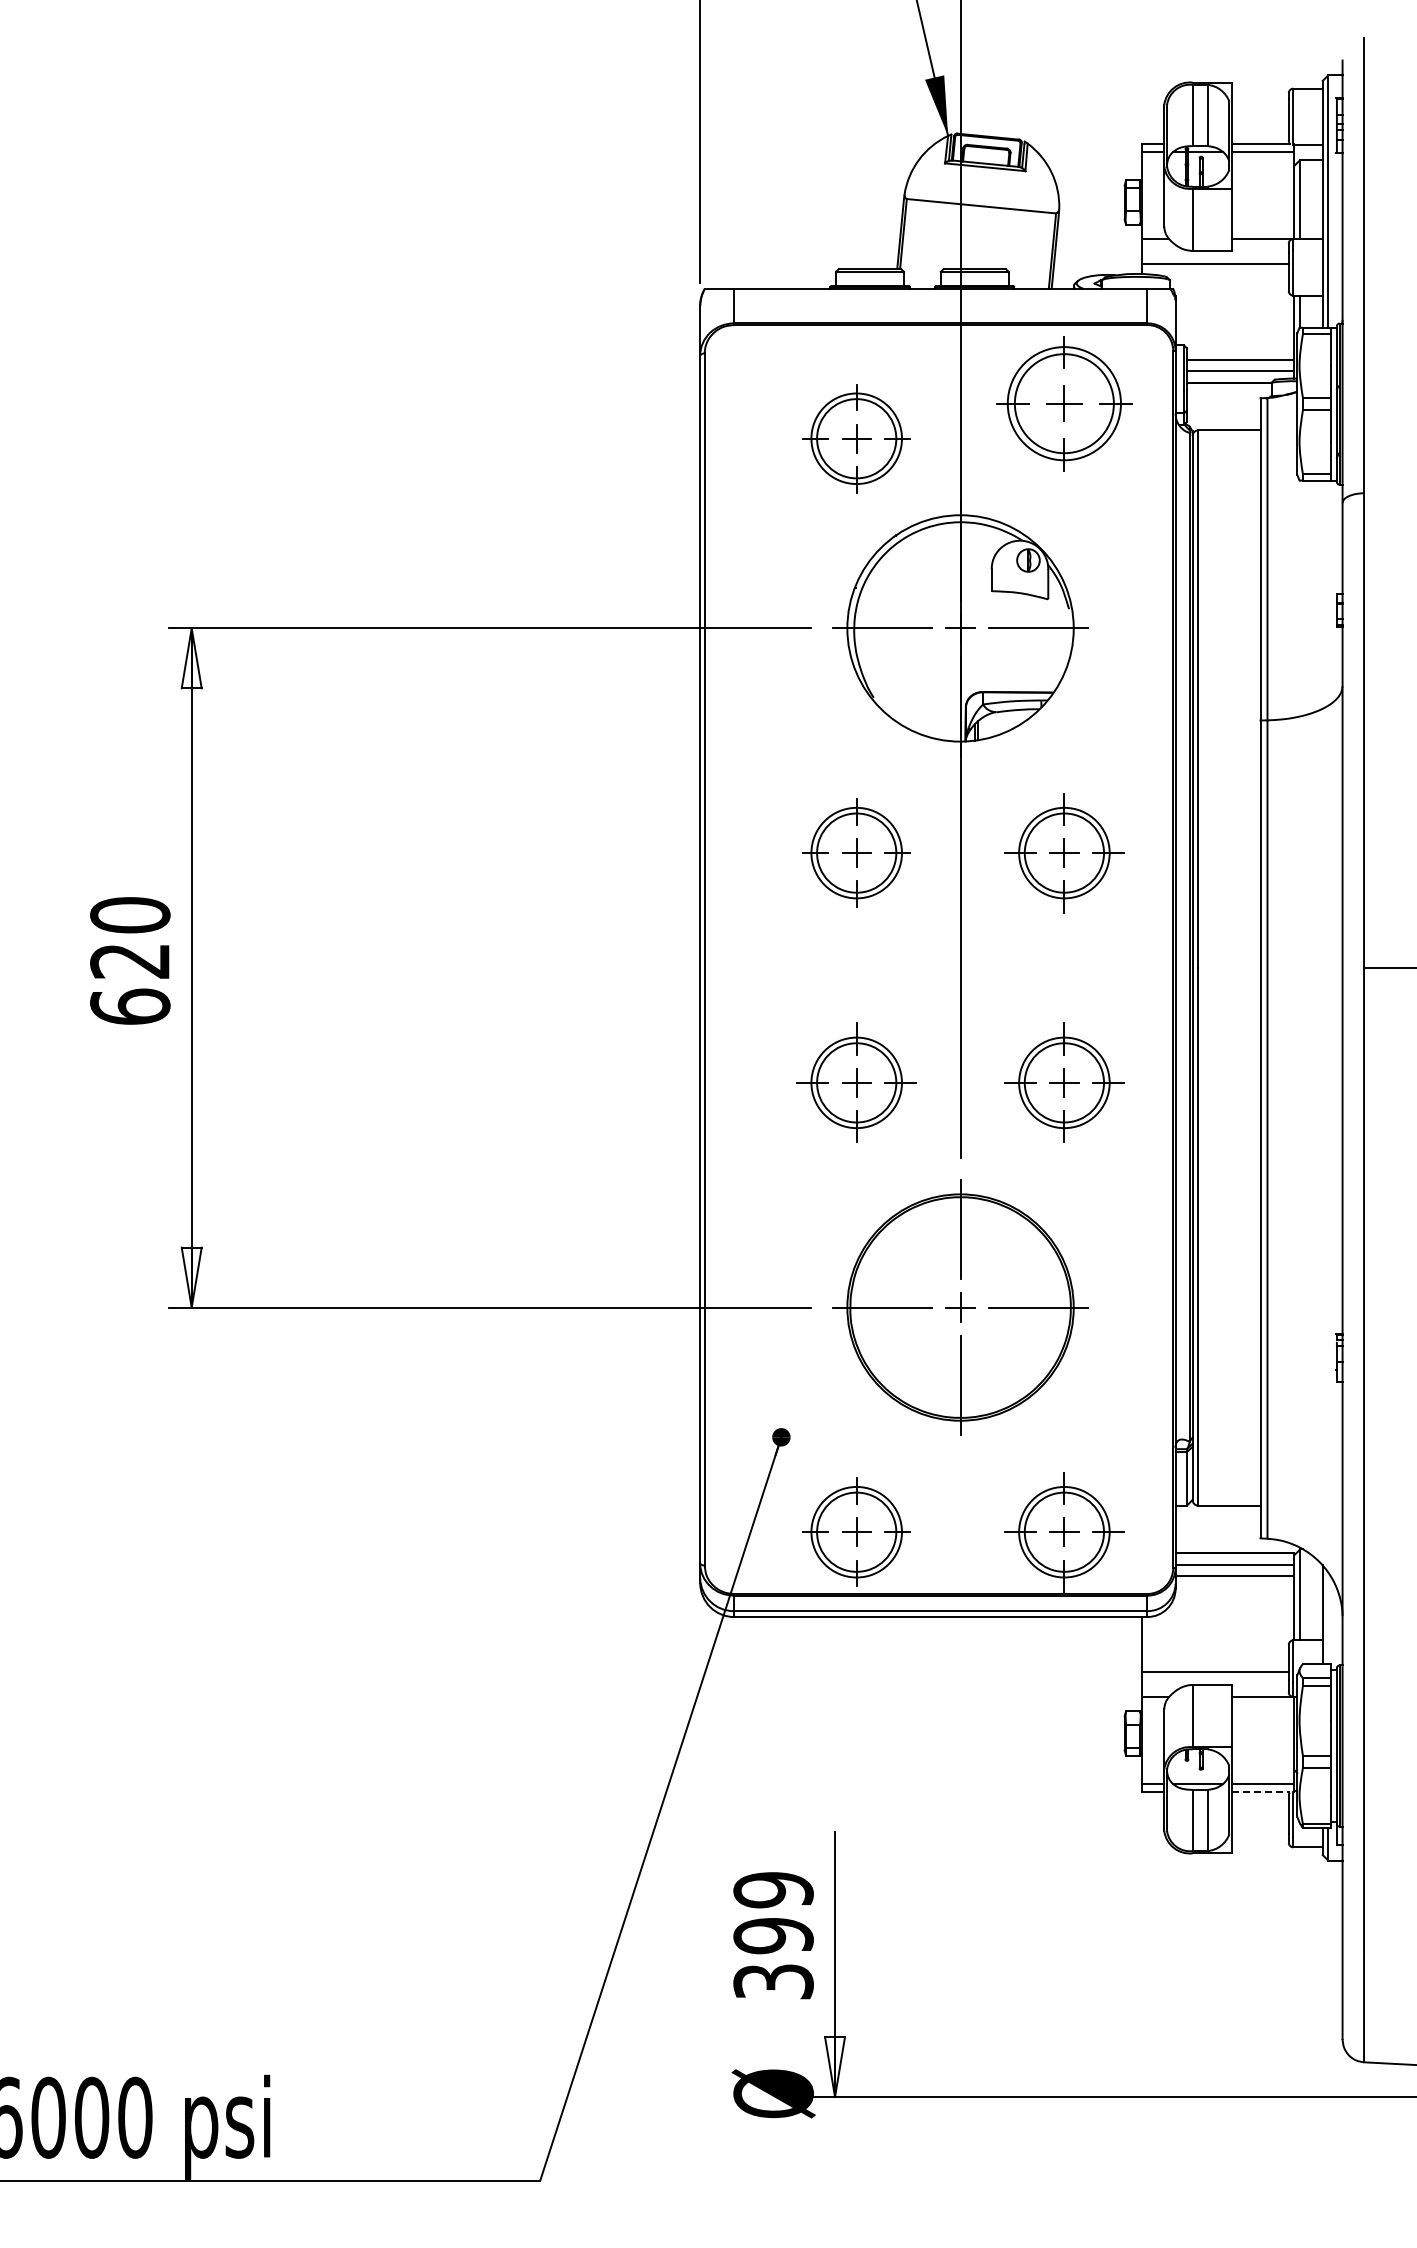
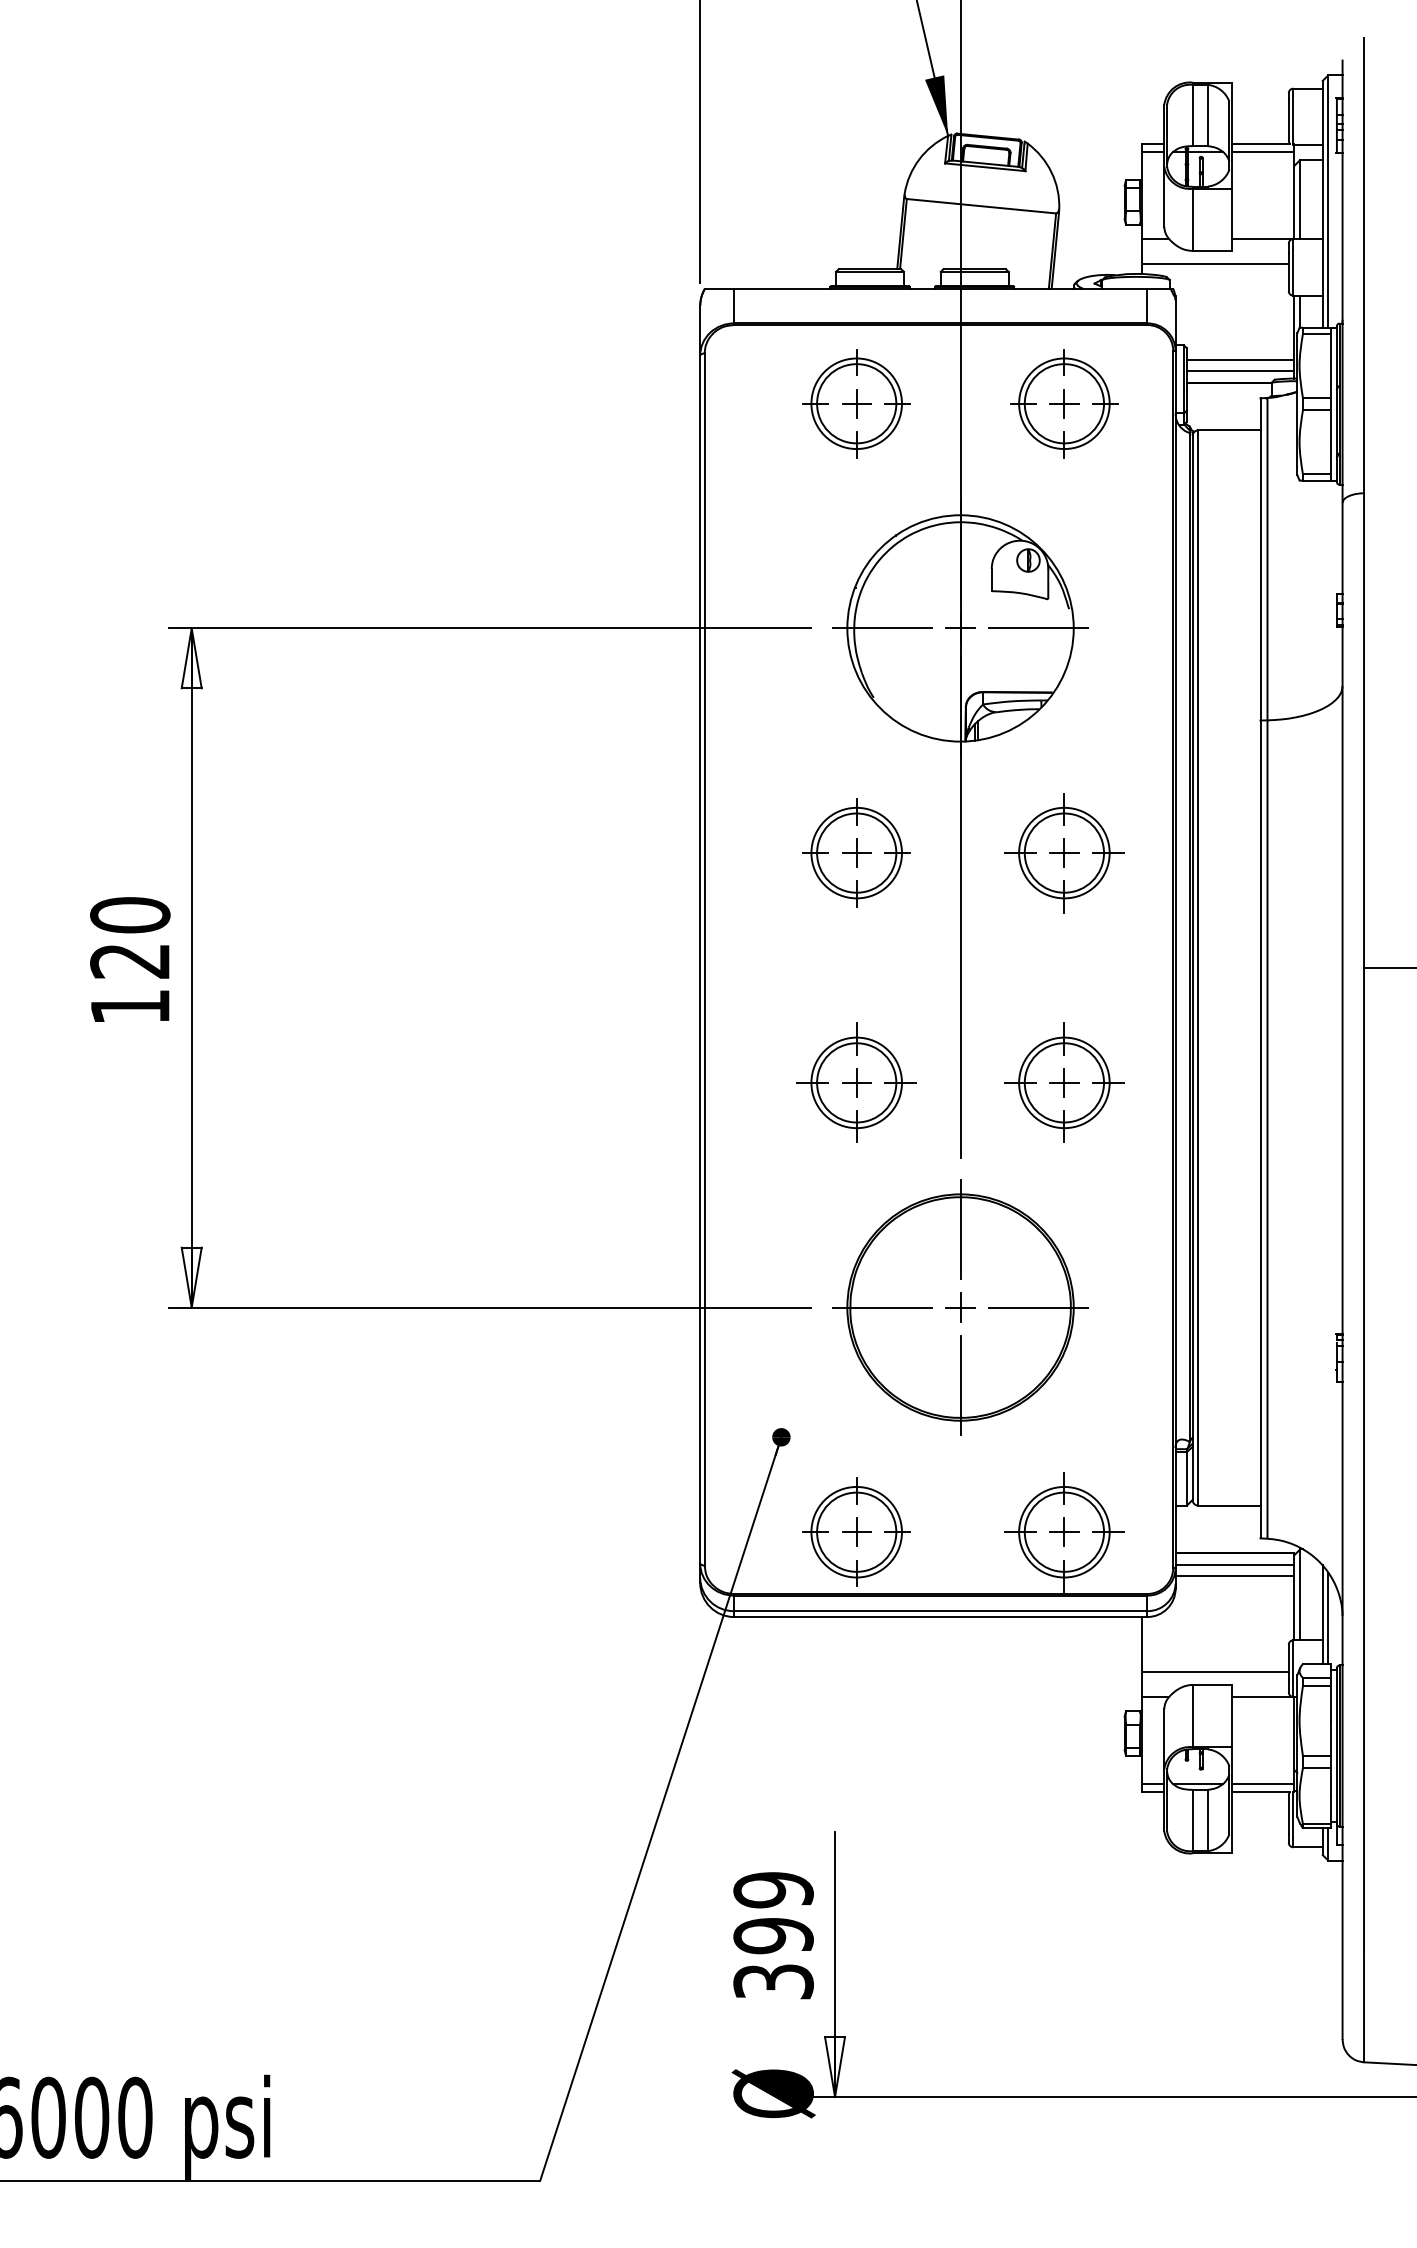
part size: 137x136 px -> 109x110 px (1064, 403)
part position: (856, 438) -> (856, 403) (856, 403)
text: 620 -> 120 (130, 1006)
line: none -> present (1328, 1618)
line: dashed -> solid (1261, 1792)
